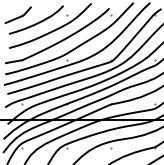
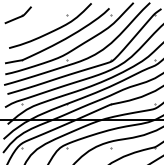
curve: present -> none (37, 22)
